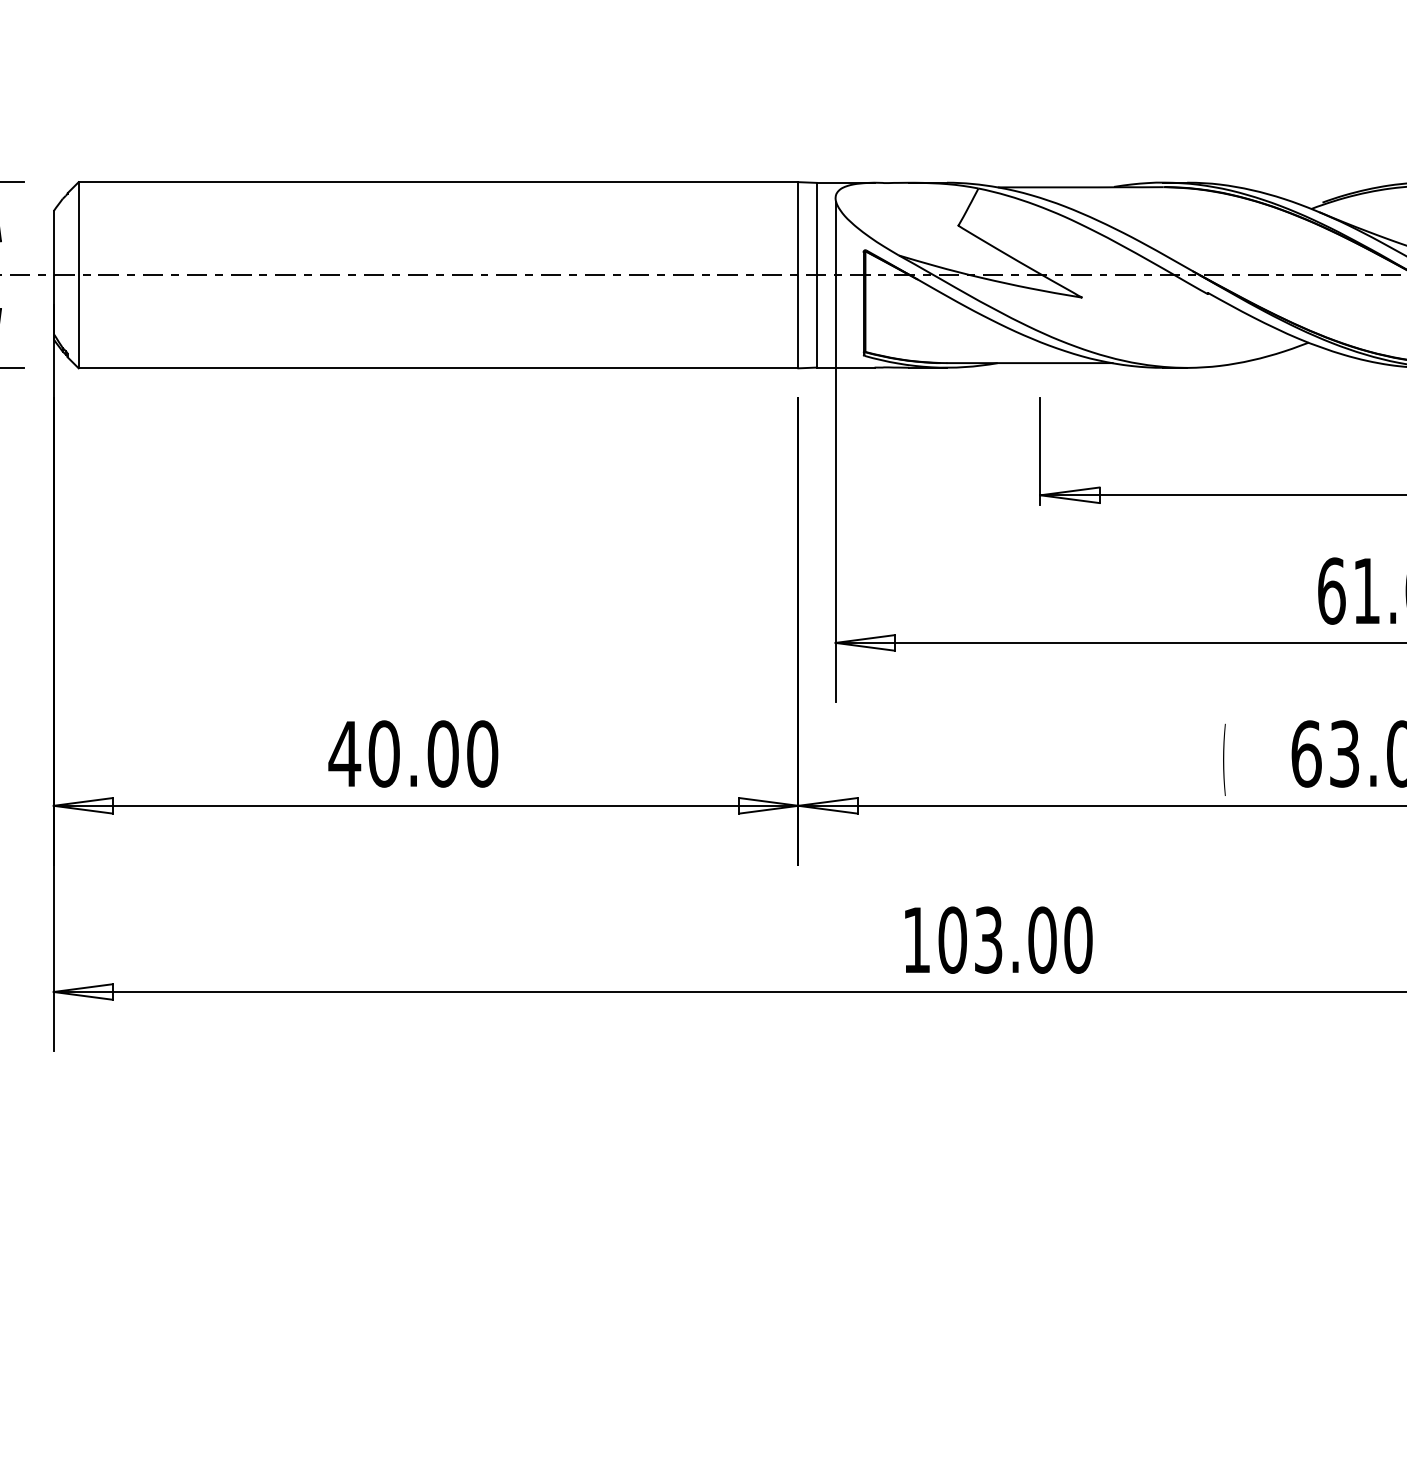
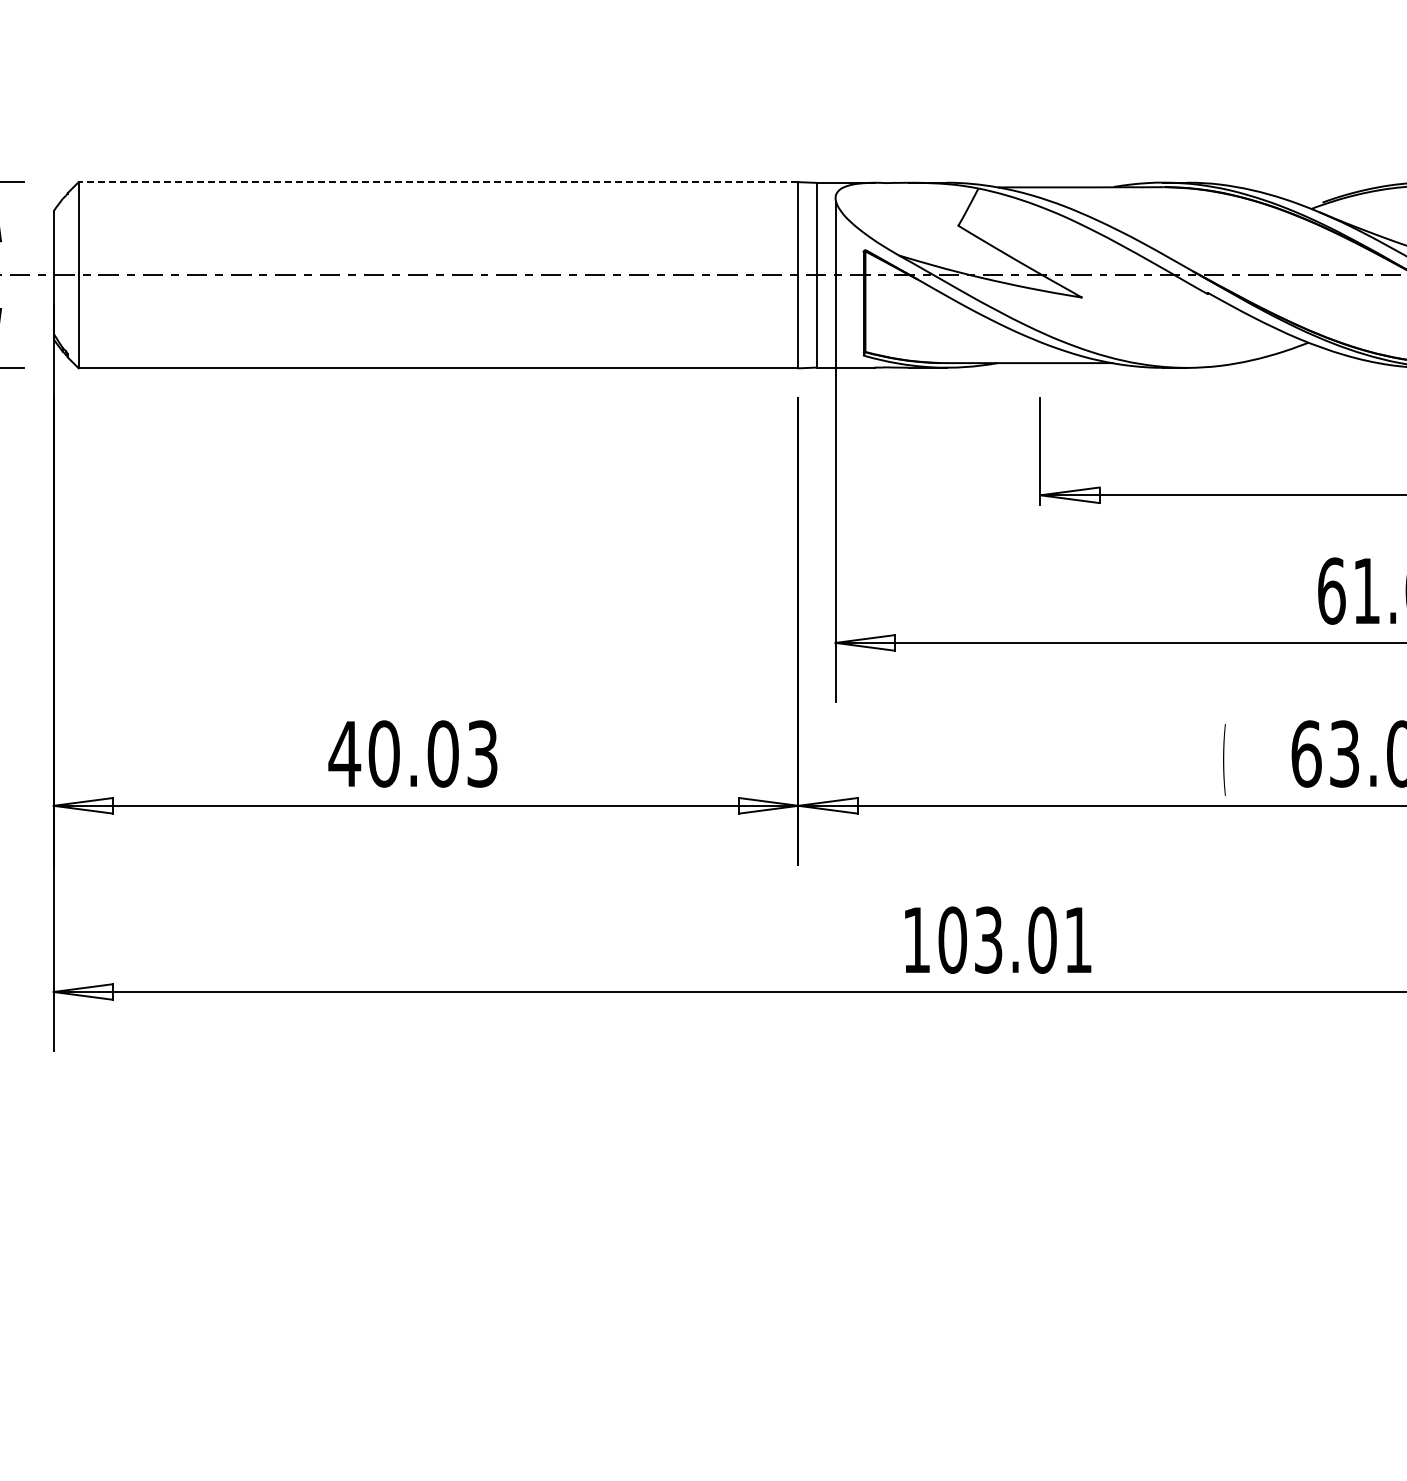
line: solid -> dashed (438, 182)
text: 40.00 -> 40.03 (482, 753)
text: 103.00 -> 103.01 (1078, 939)
